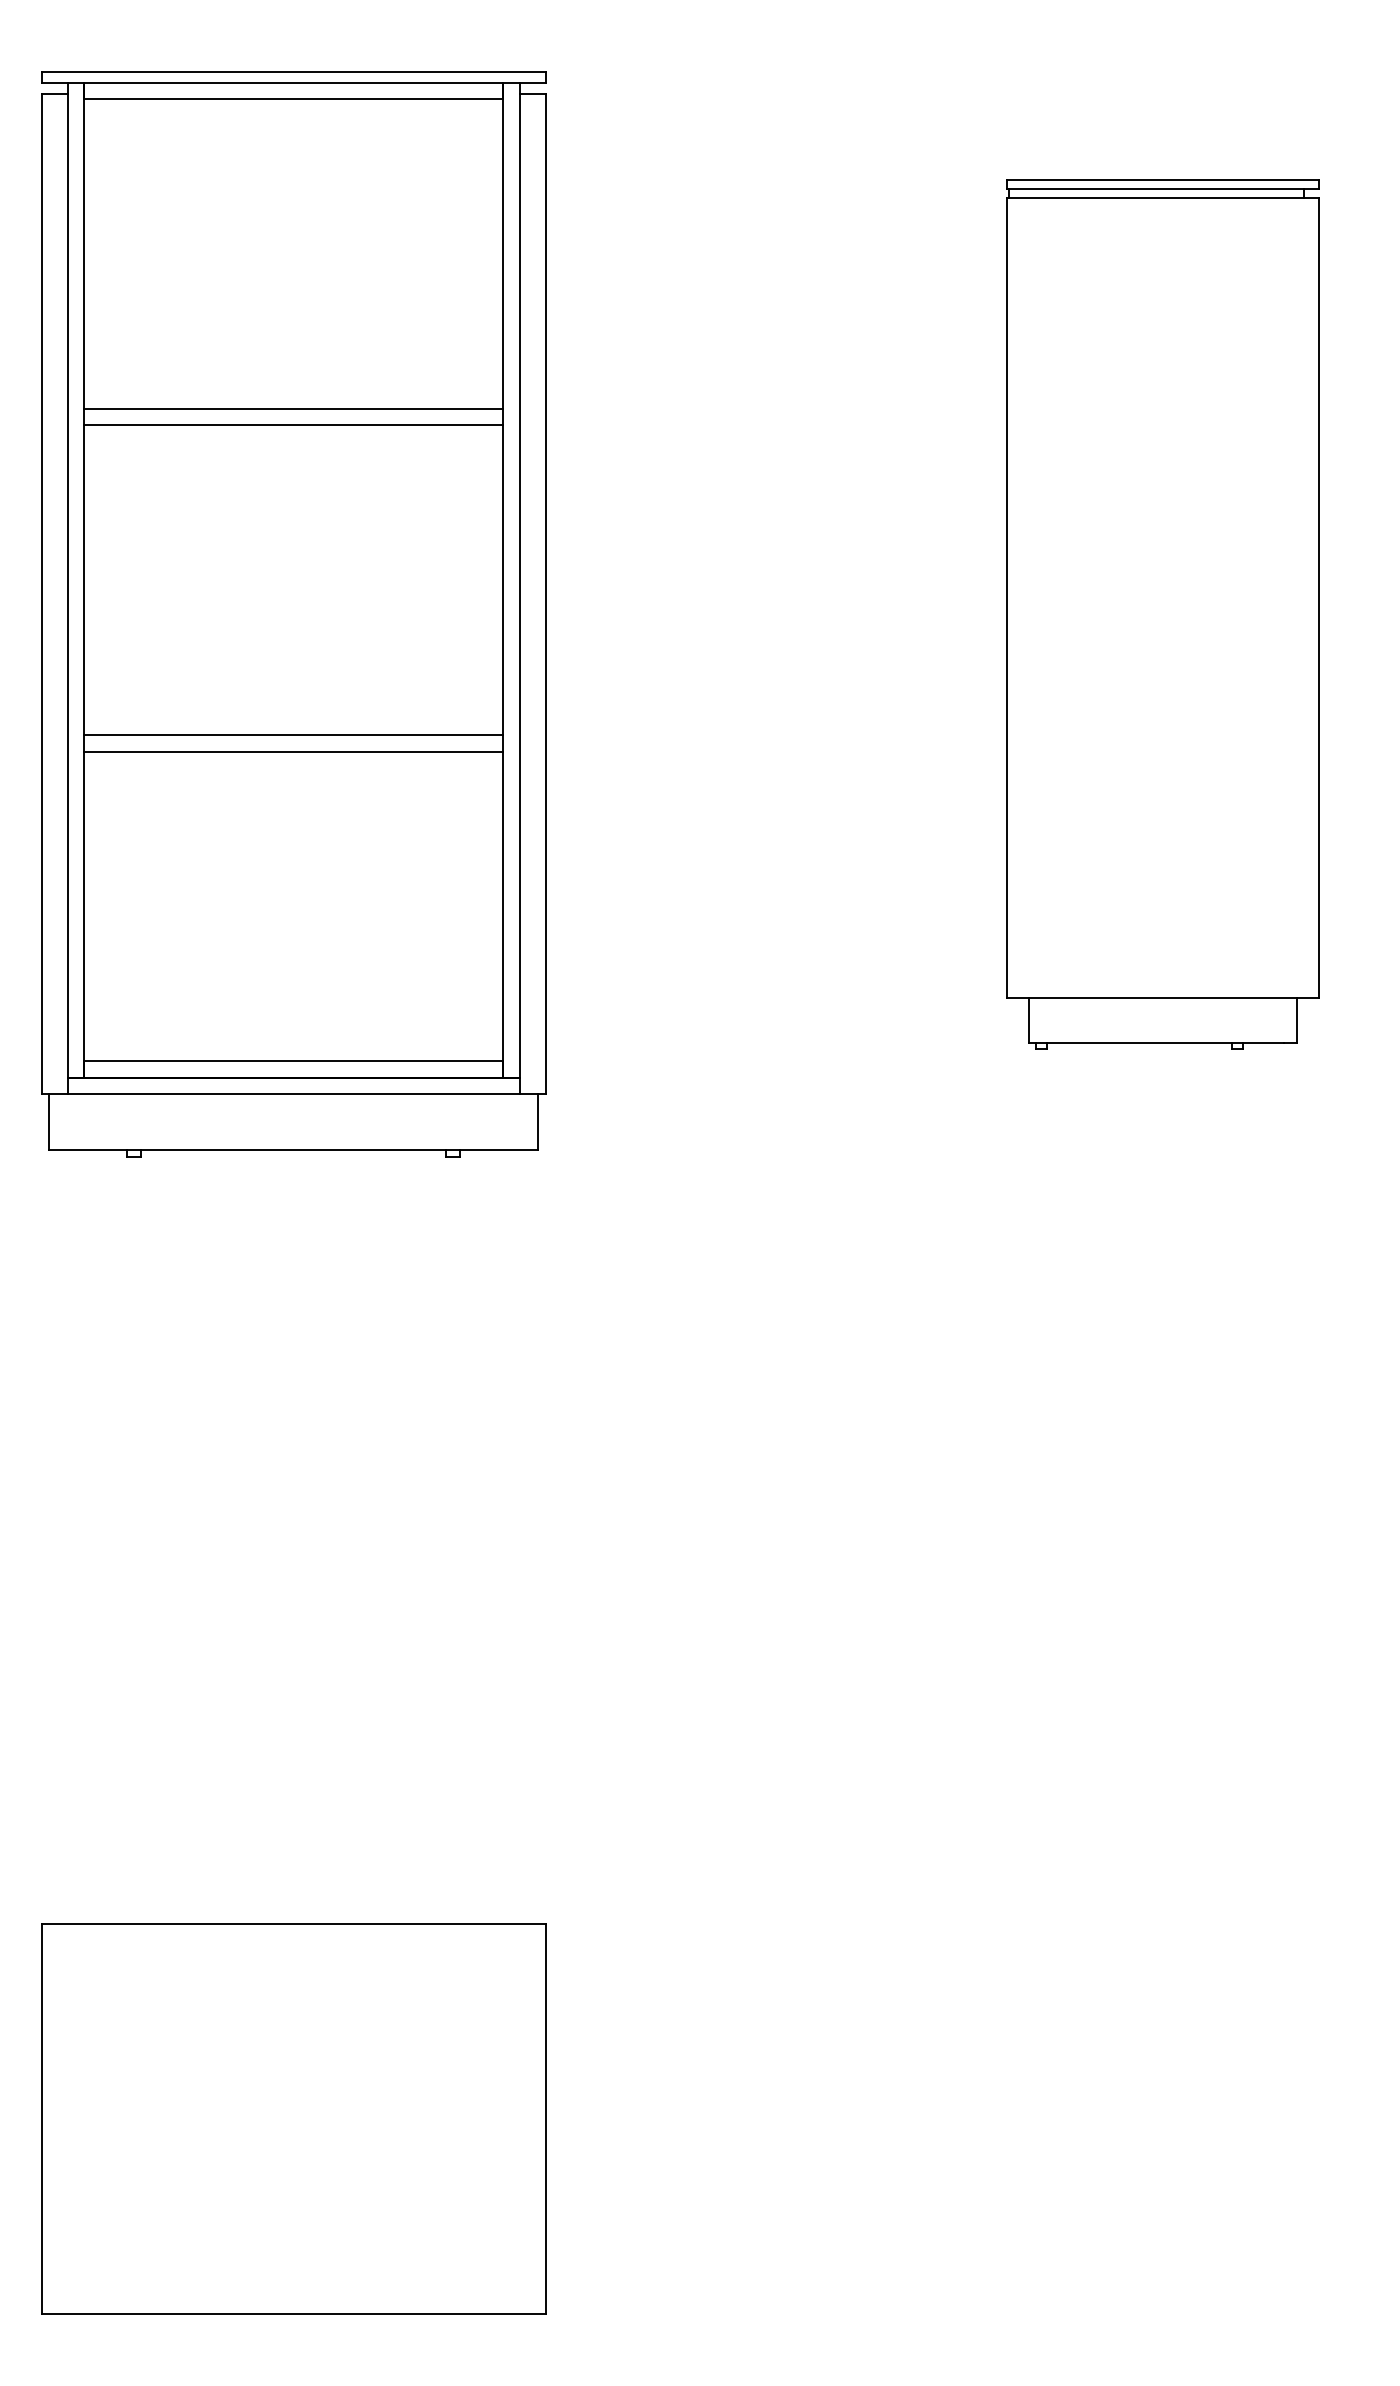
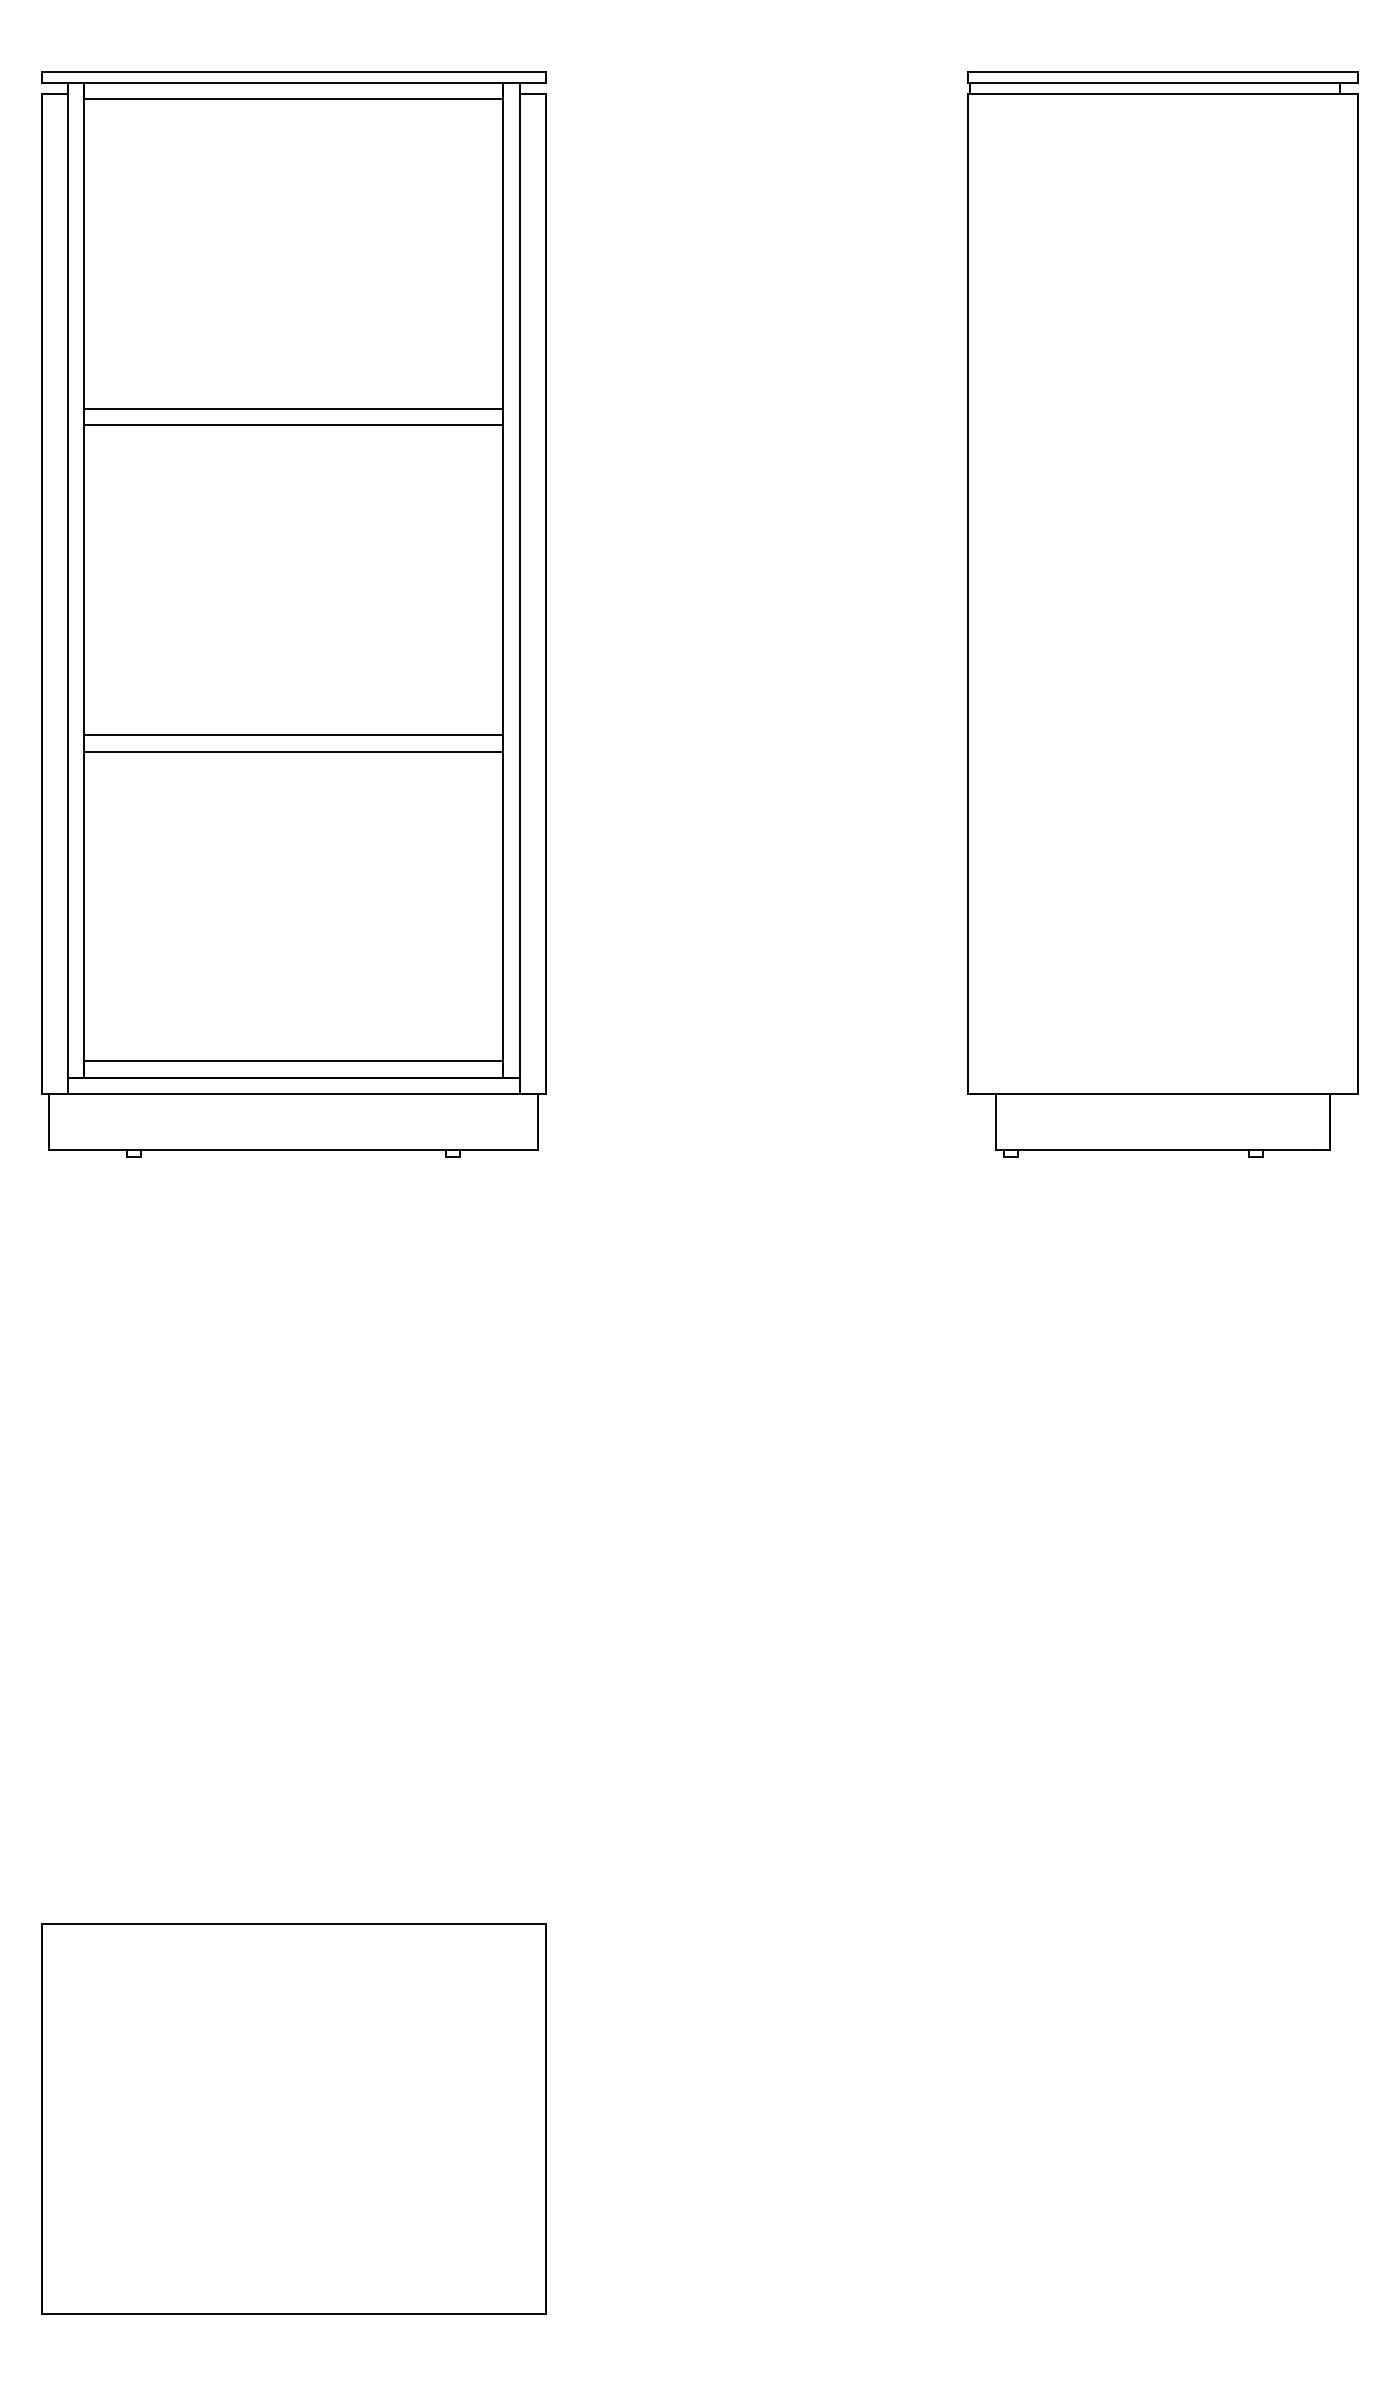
part size: 314x871 px -> 392x1087 px (1162, 614)
